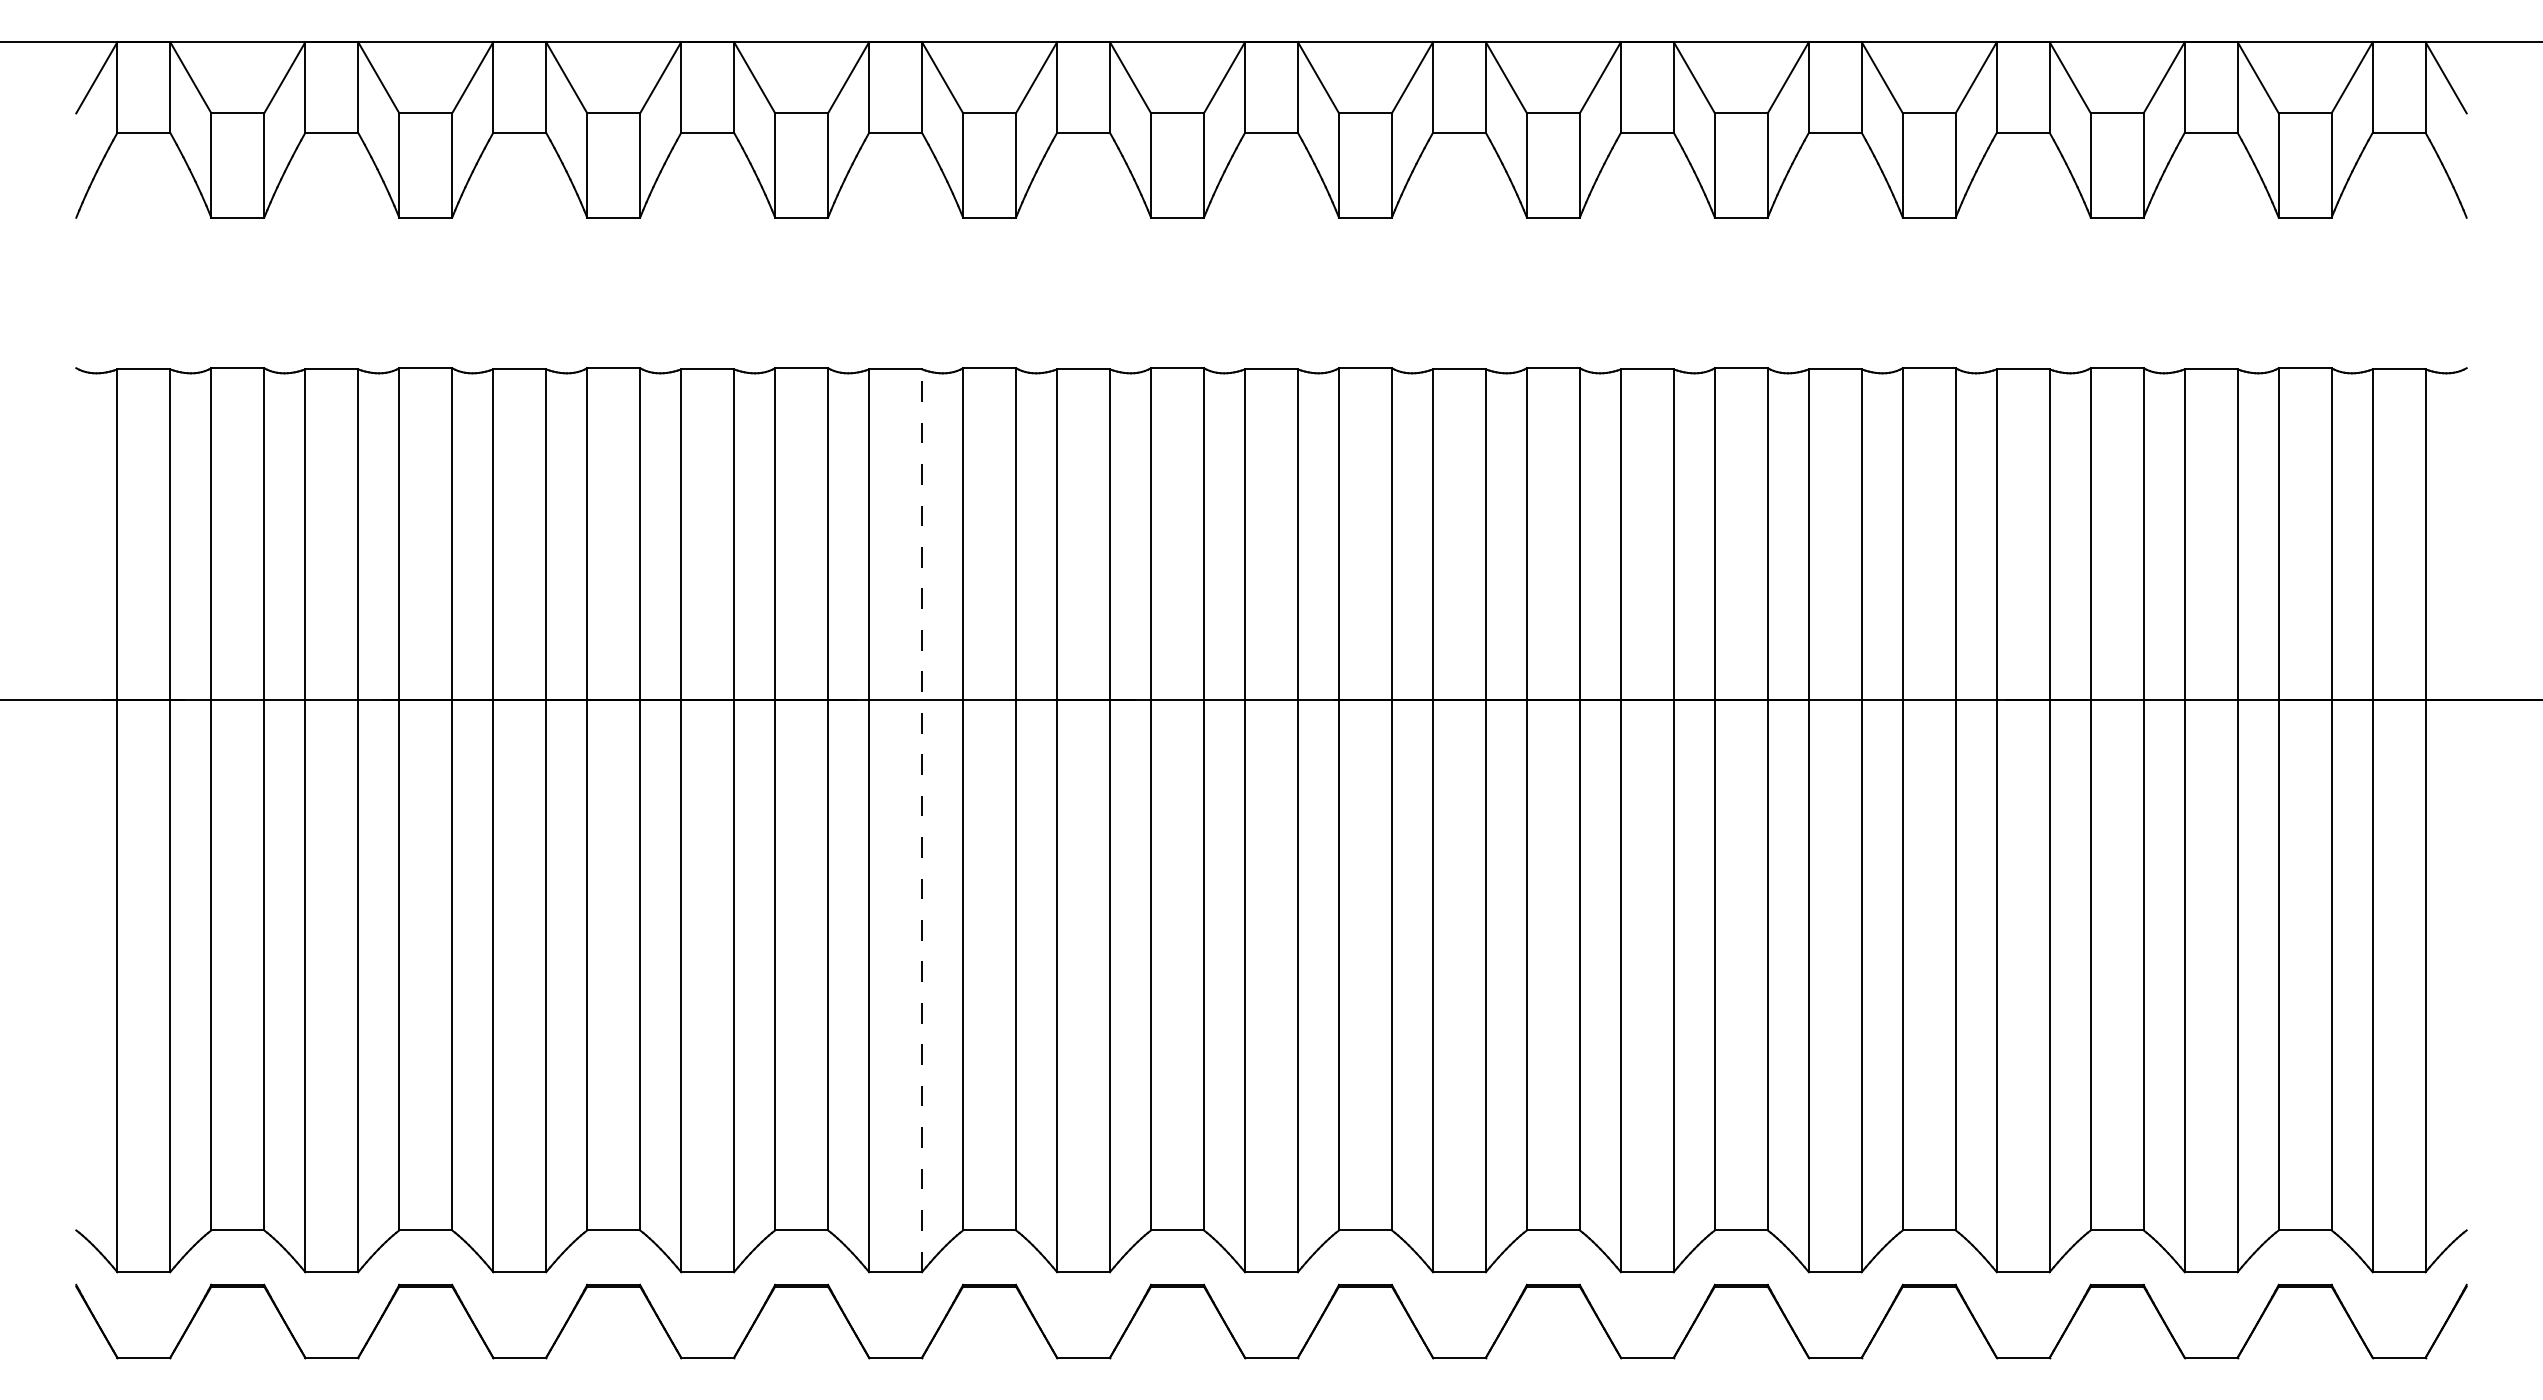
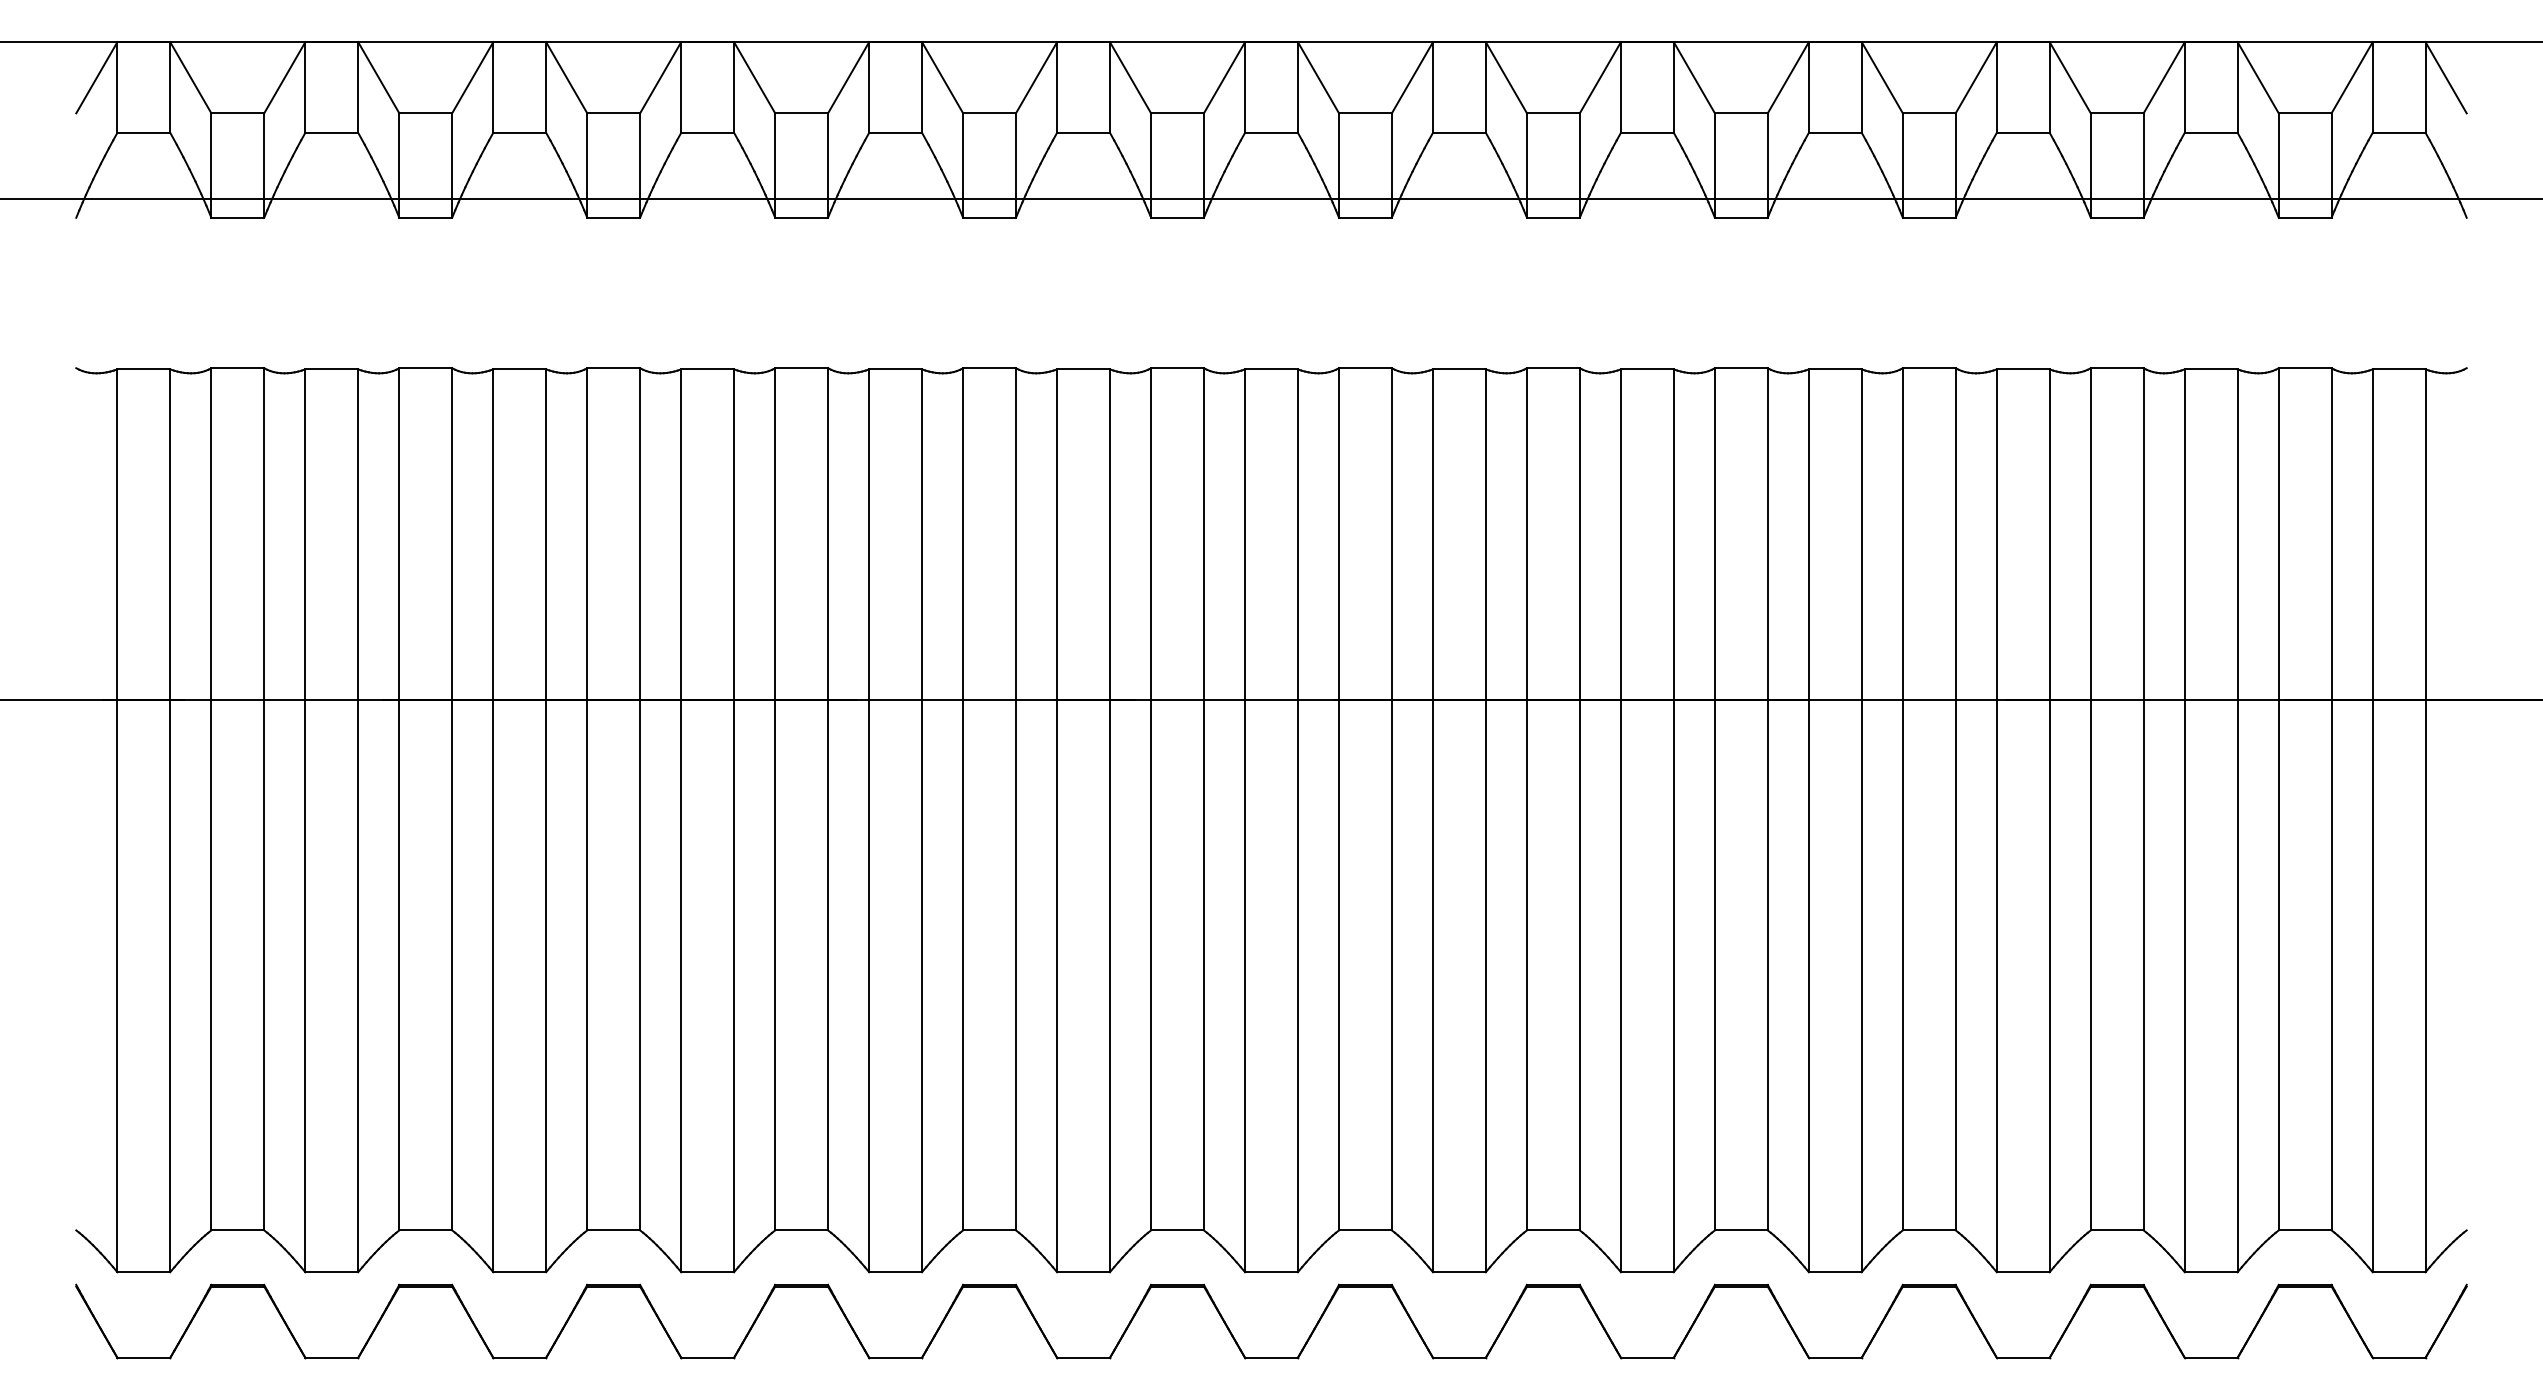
line: none -> present (1270, 199)
line: dashed -> solid (922, 820)
